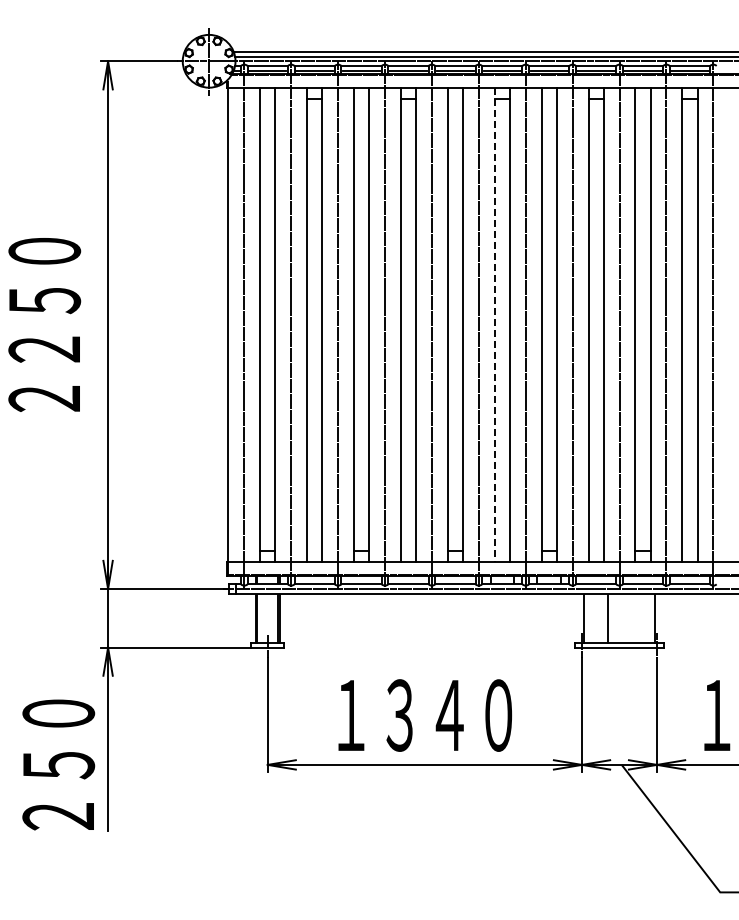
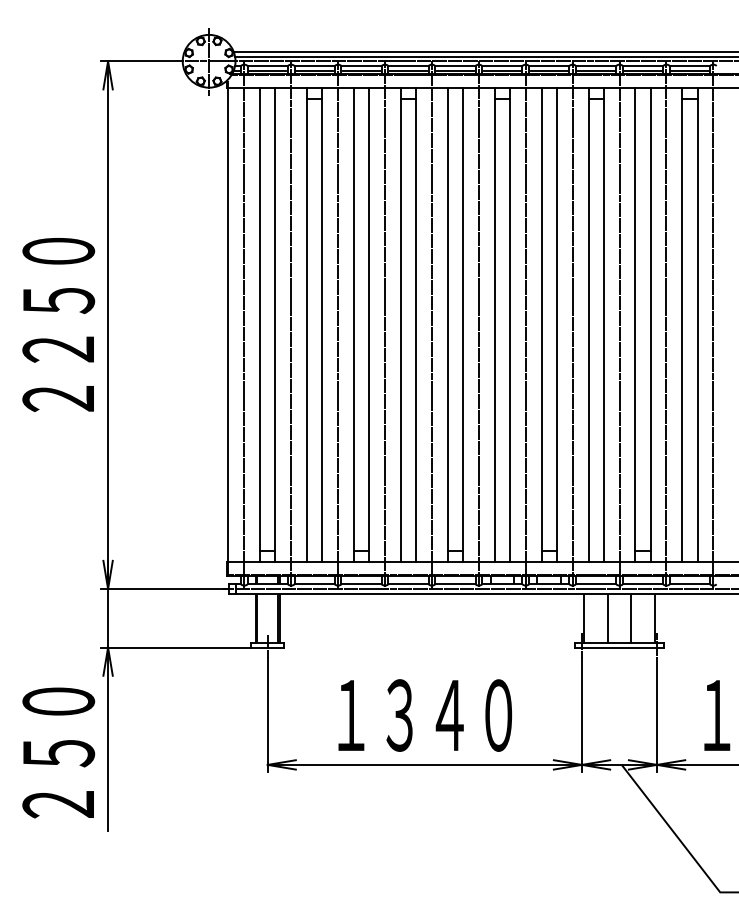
text position: (44, 324) -> (58, 324) (58, 324)
line: dashed -> solid (494, 325)
line: none -> present (631, 618)
text position: (58, 764) -> (58, 752) (58, 752)
